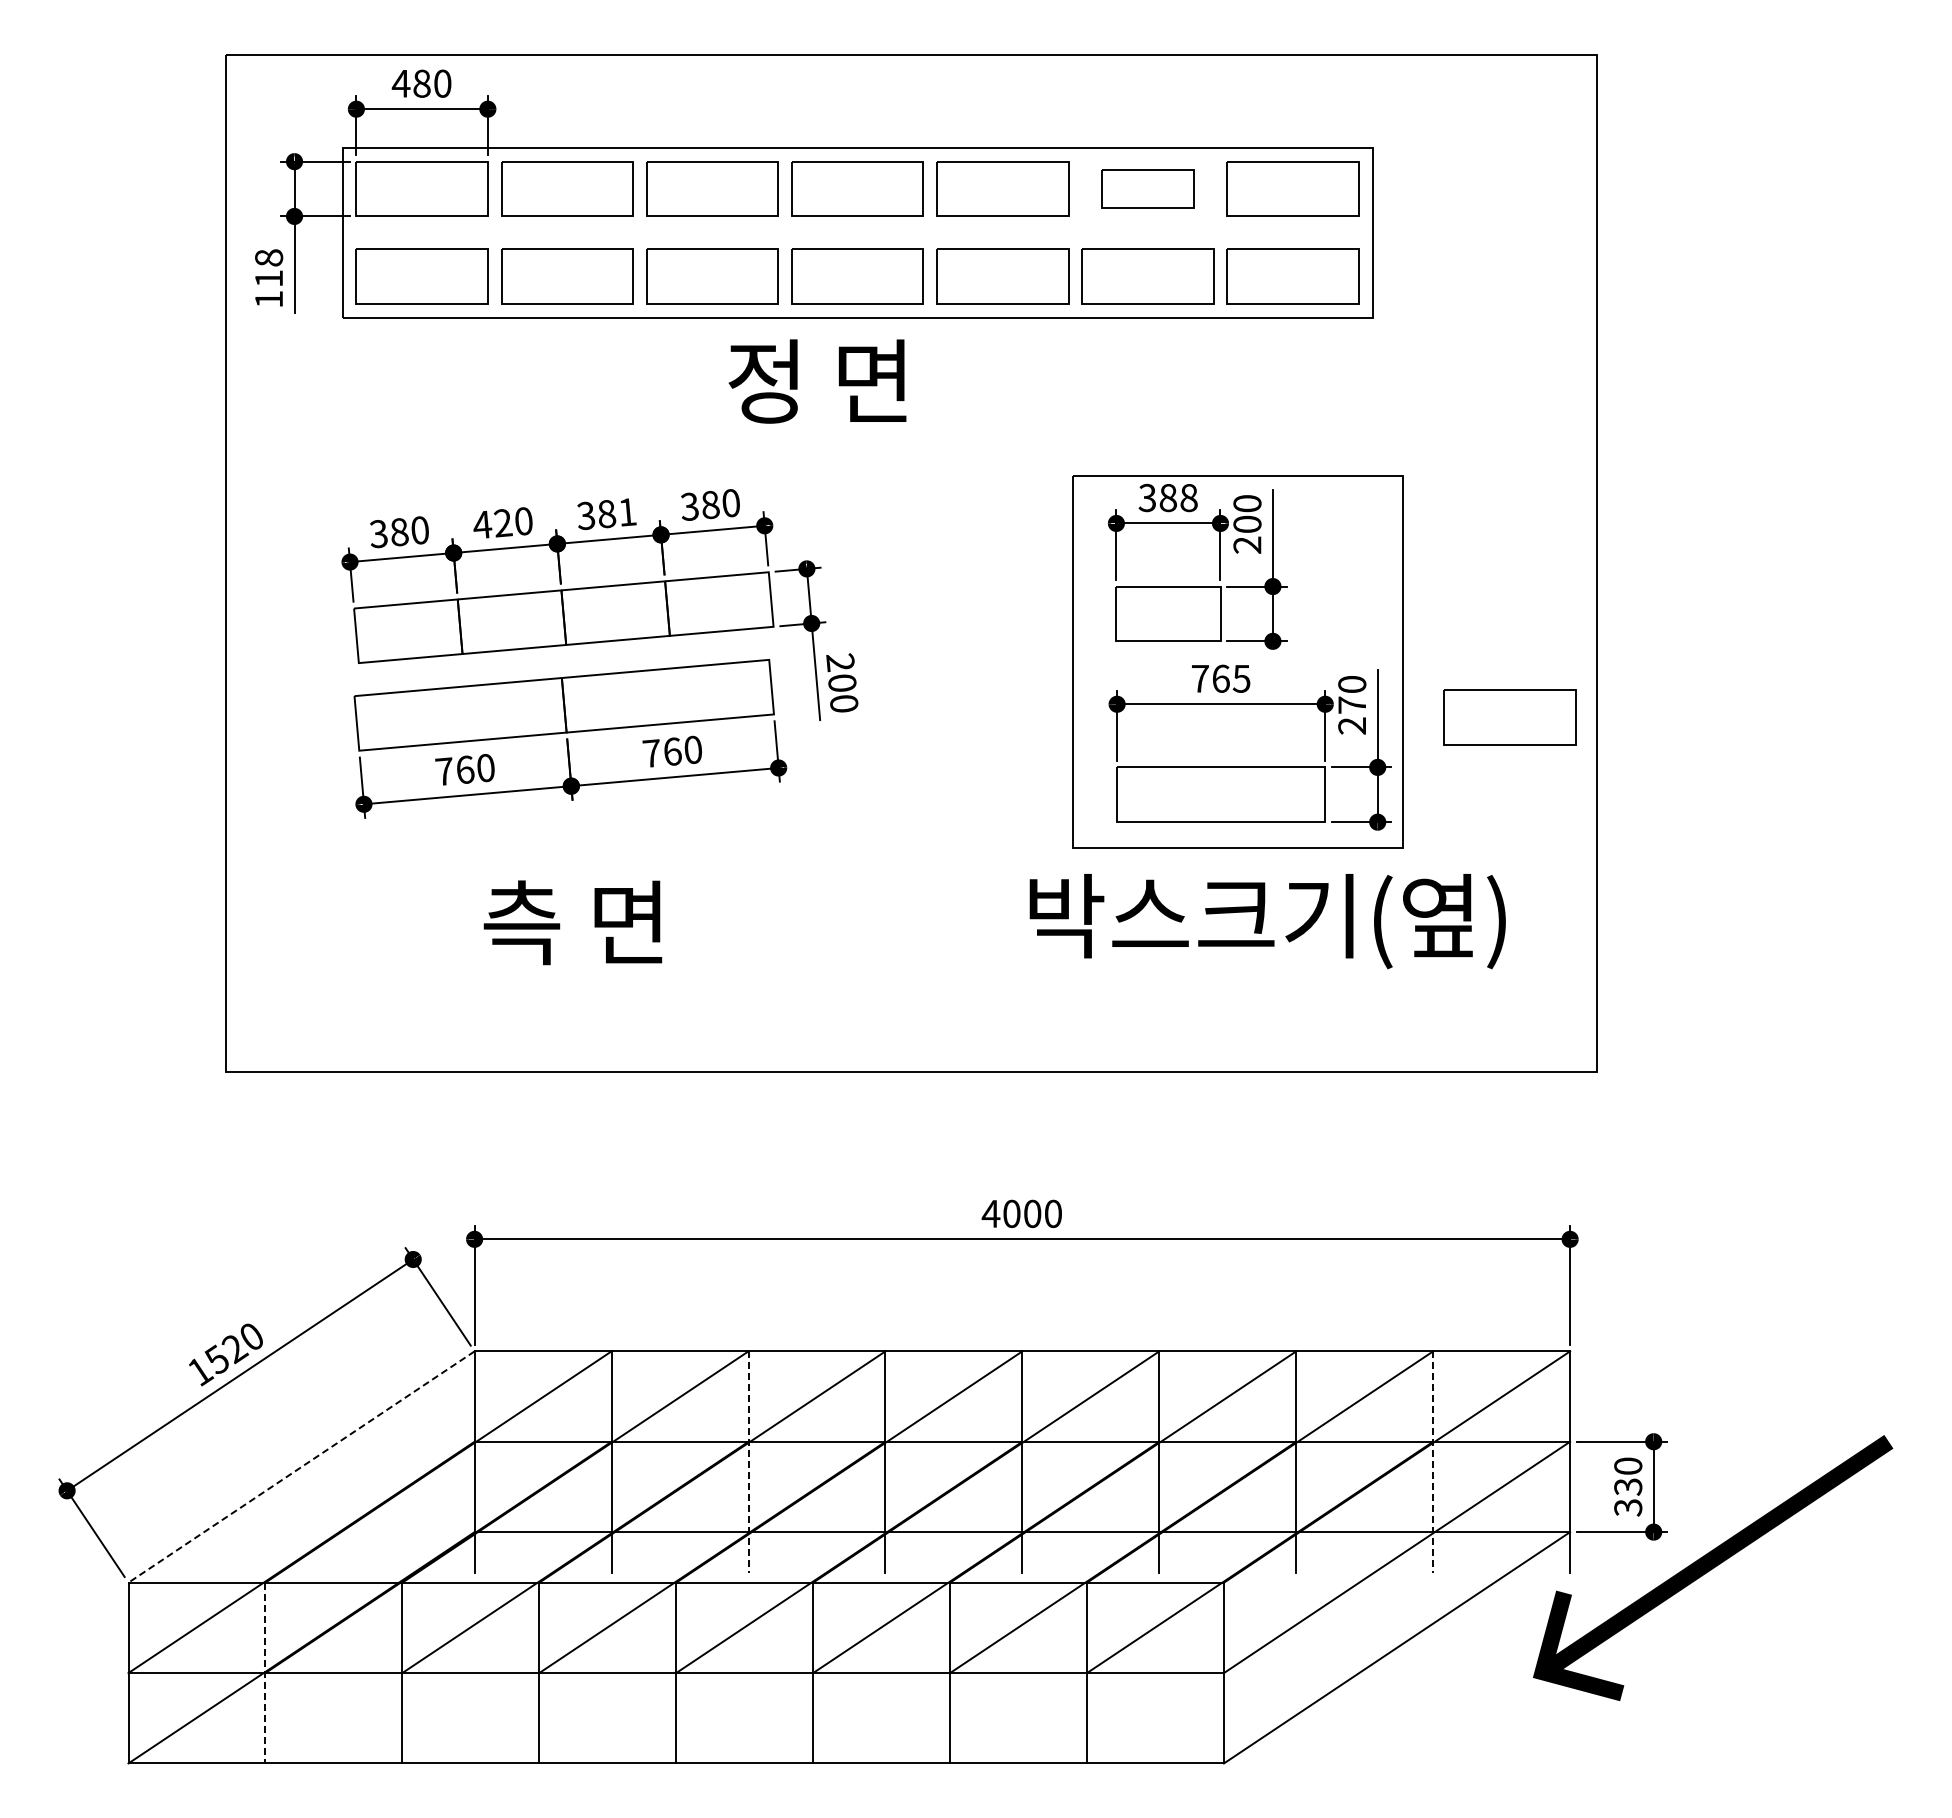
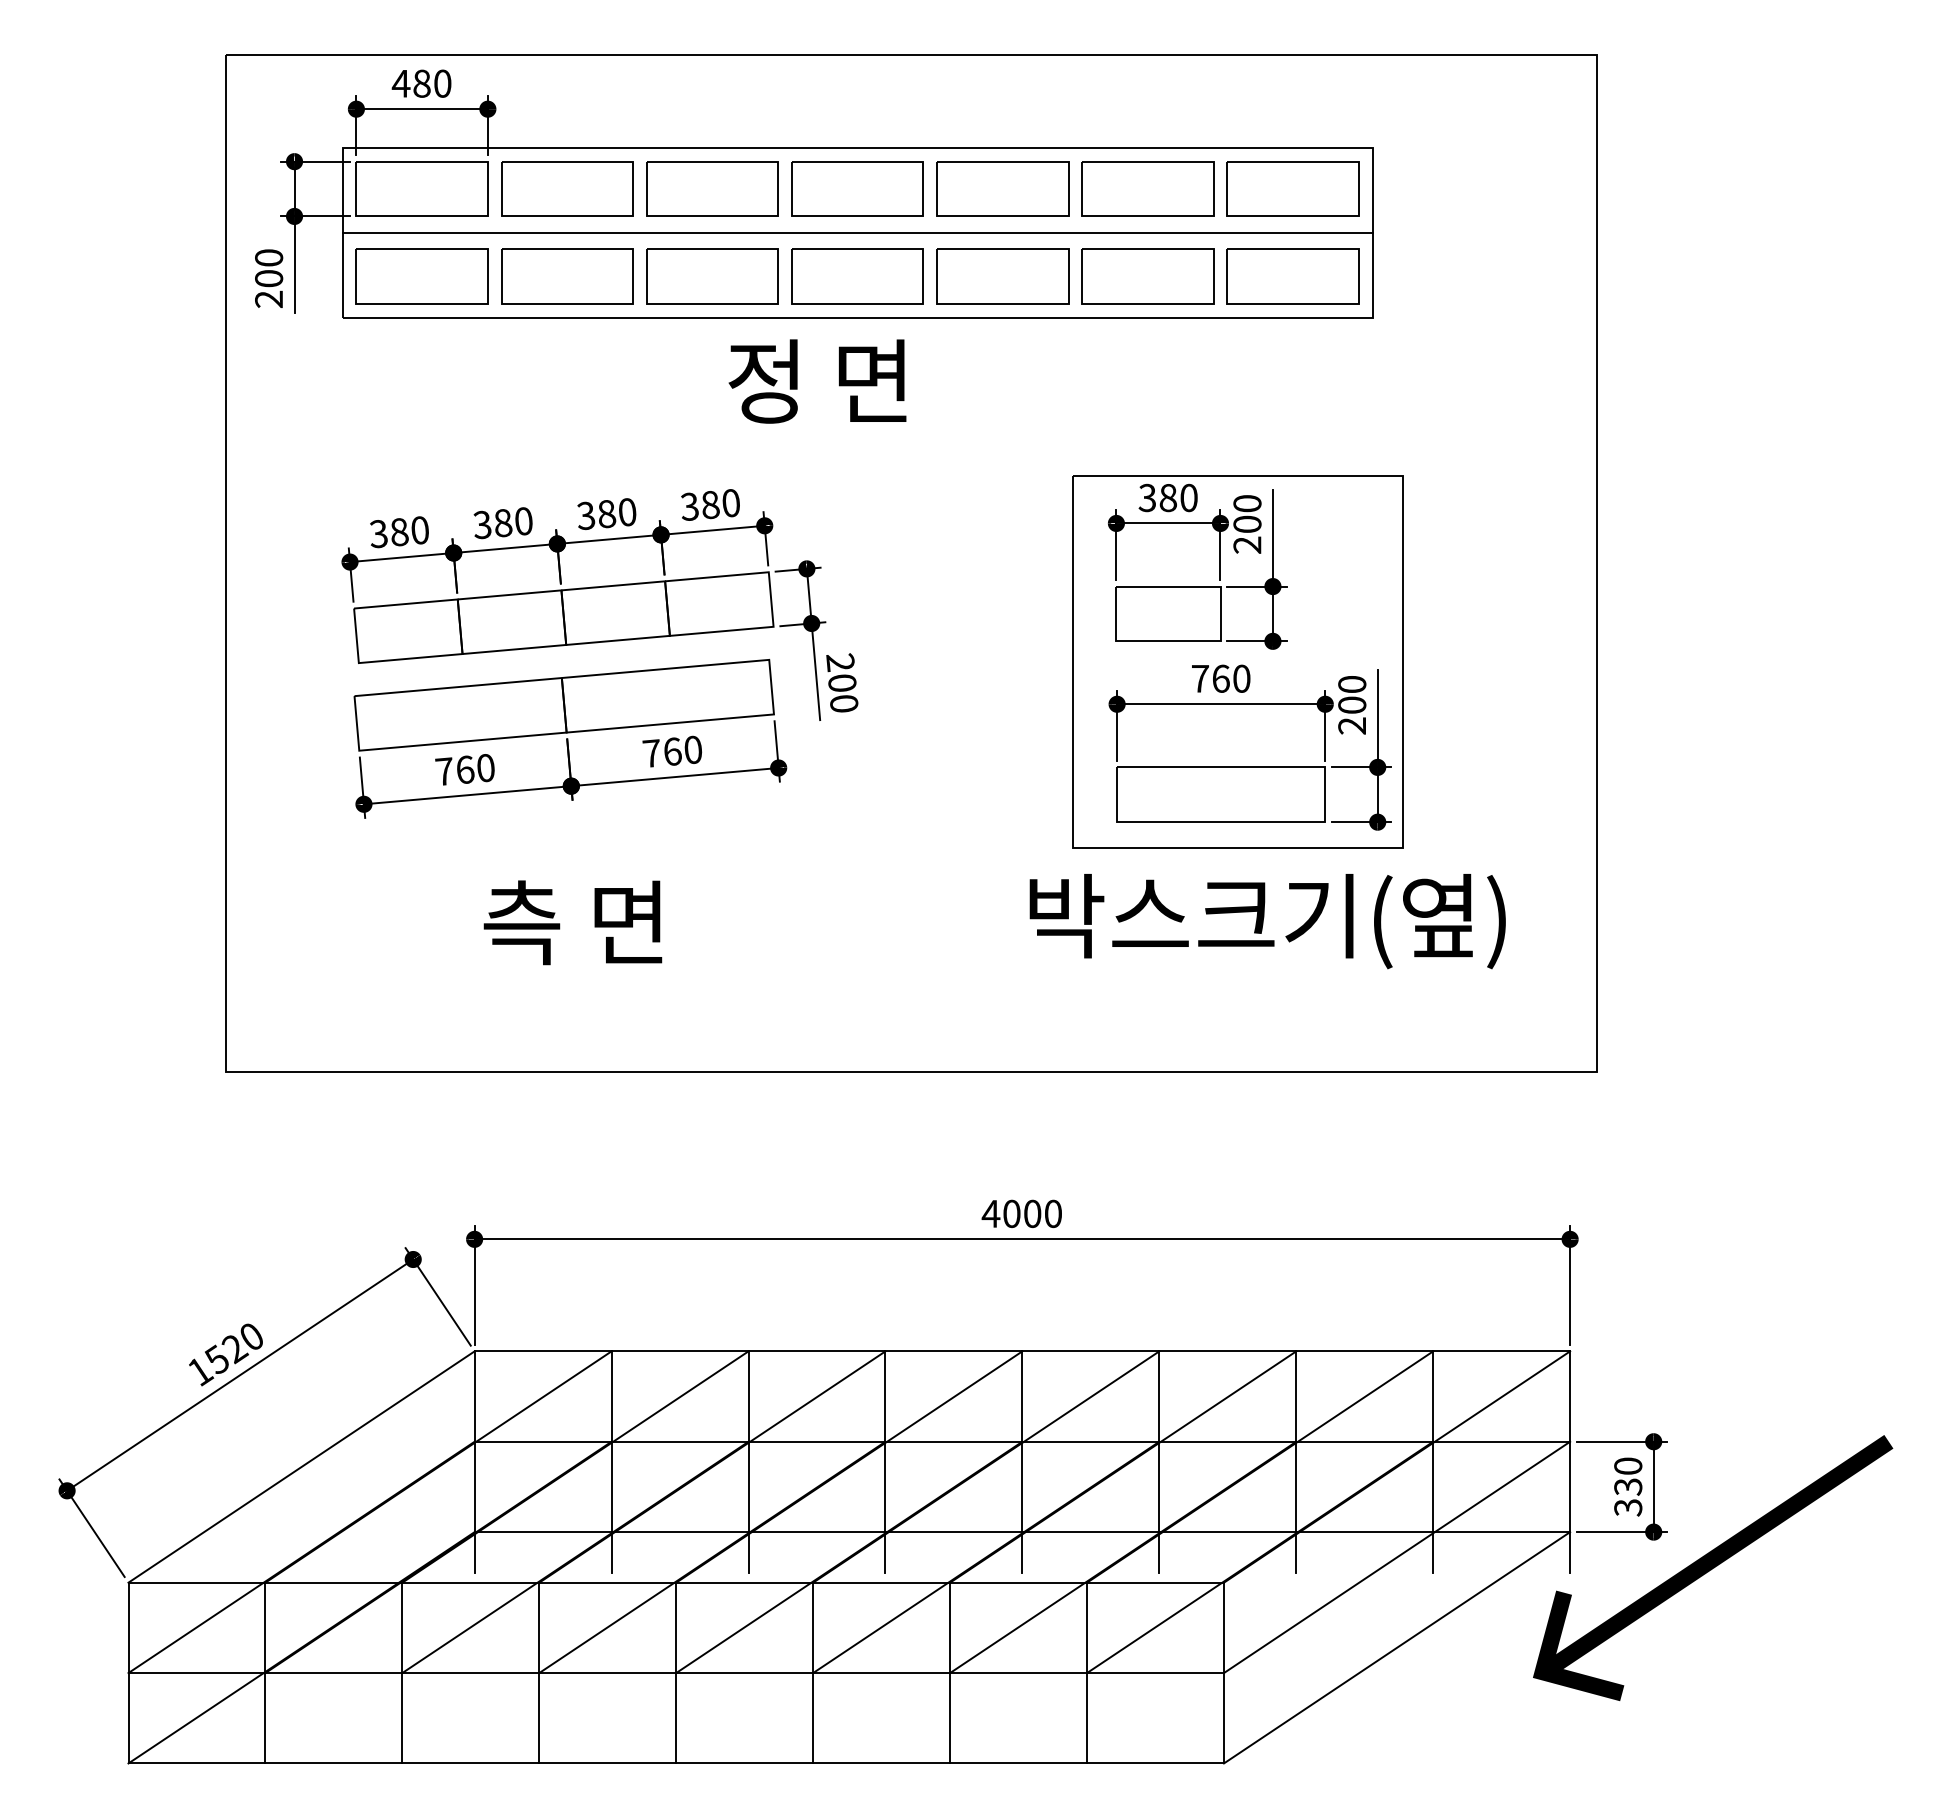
part size: 94x40 px -> 134x56 px (1147, 188)
line: none -> present (857, 232)
text: 118 -> 200 (269, 278)
text: 388 -> 380 (1188, 497)
text: 381 -> 380 (627, 512)
text: 420 -> 380 (492, 524)
text: 765 -> 760 (1241, 678)
text: 270 -> 200 (1352, 704)
part: present -> none (1509, 717)
line: dashed -> solid (748, 1462)
line: dashed -> solid (1433, 1462)
line: dashed -> solid (301, 1467)
line: dashed -> solid (265, 1673)
